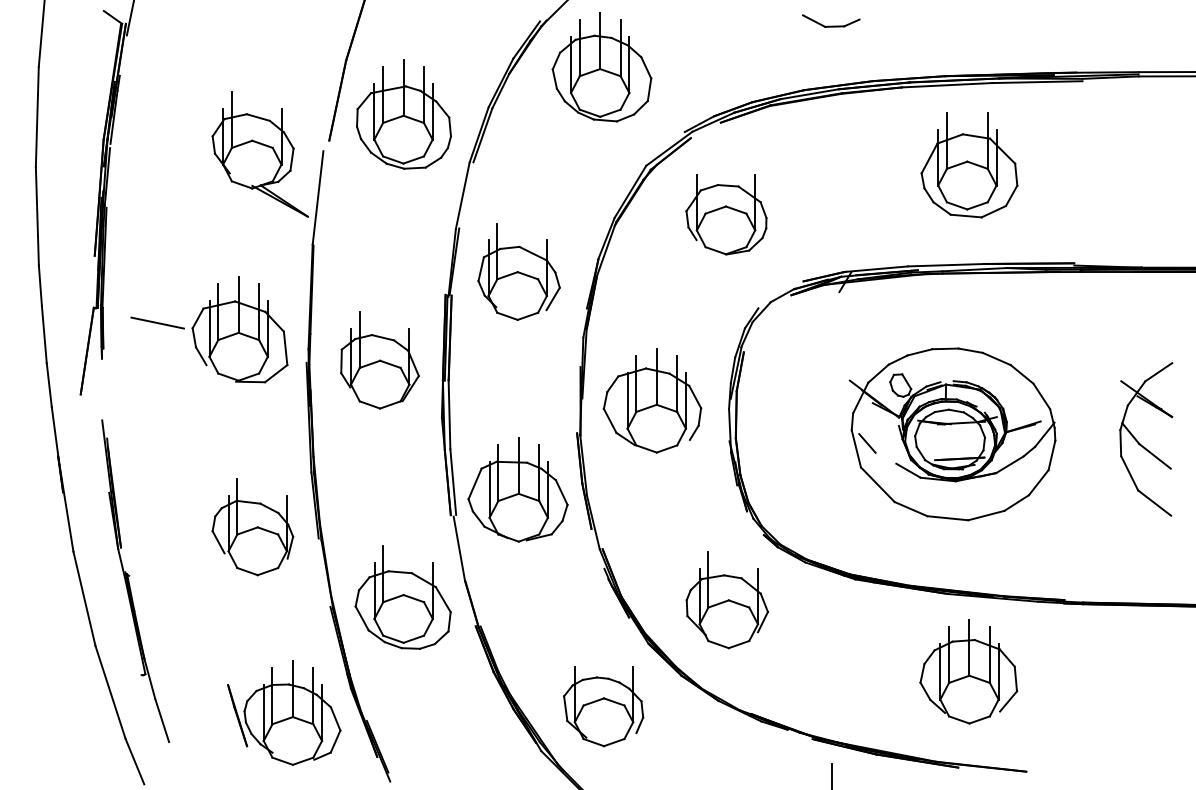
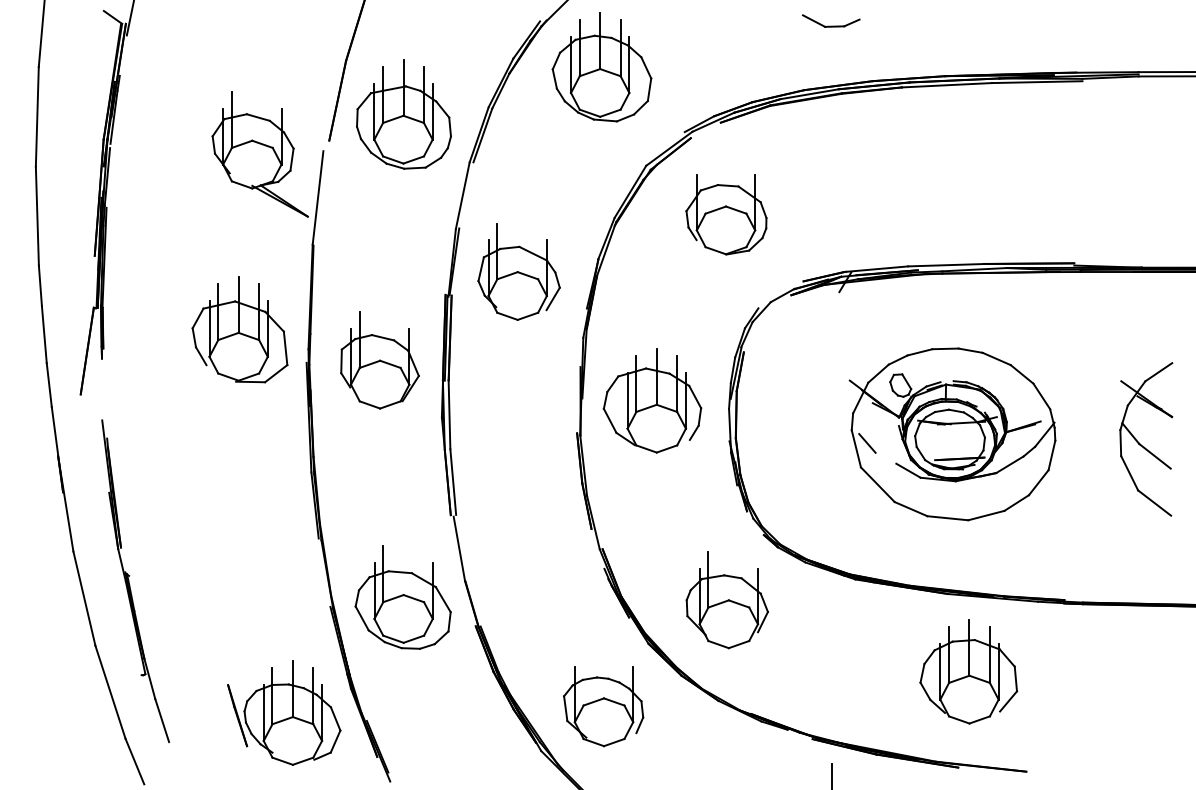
part: present -> none (969, 165)
line: present -> none (157, 322)
part: present -> none (517, 489)
part: present -> none (252, 527)
